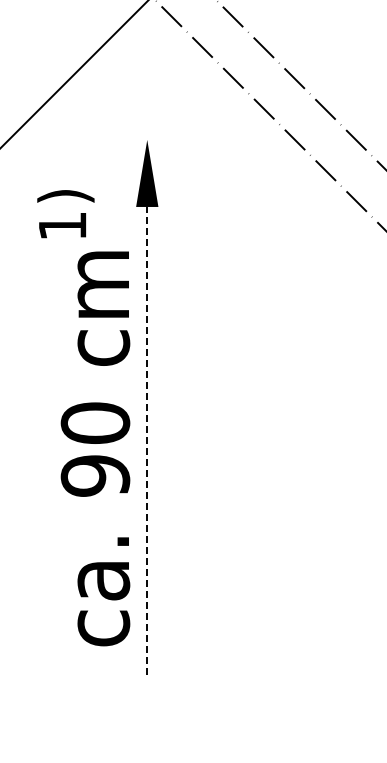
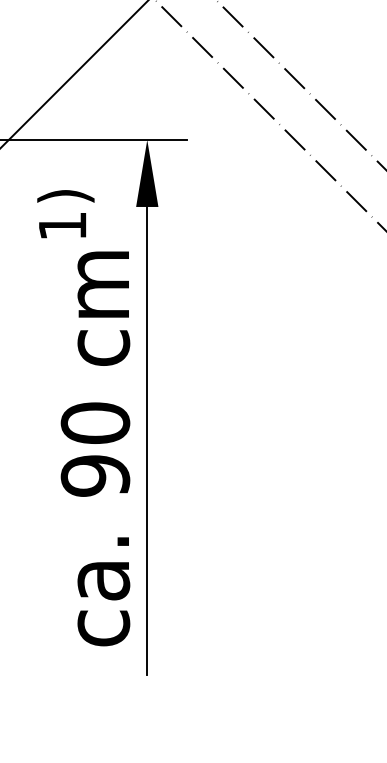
line: none -> present (94, 139)
line: dashed -> solid (147, 440)
